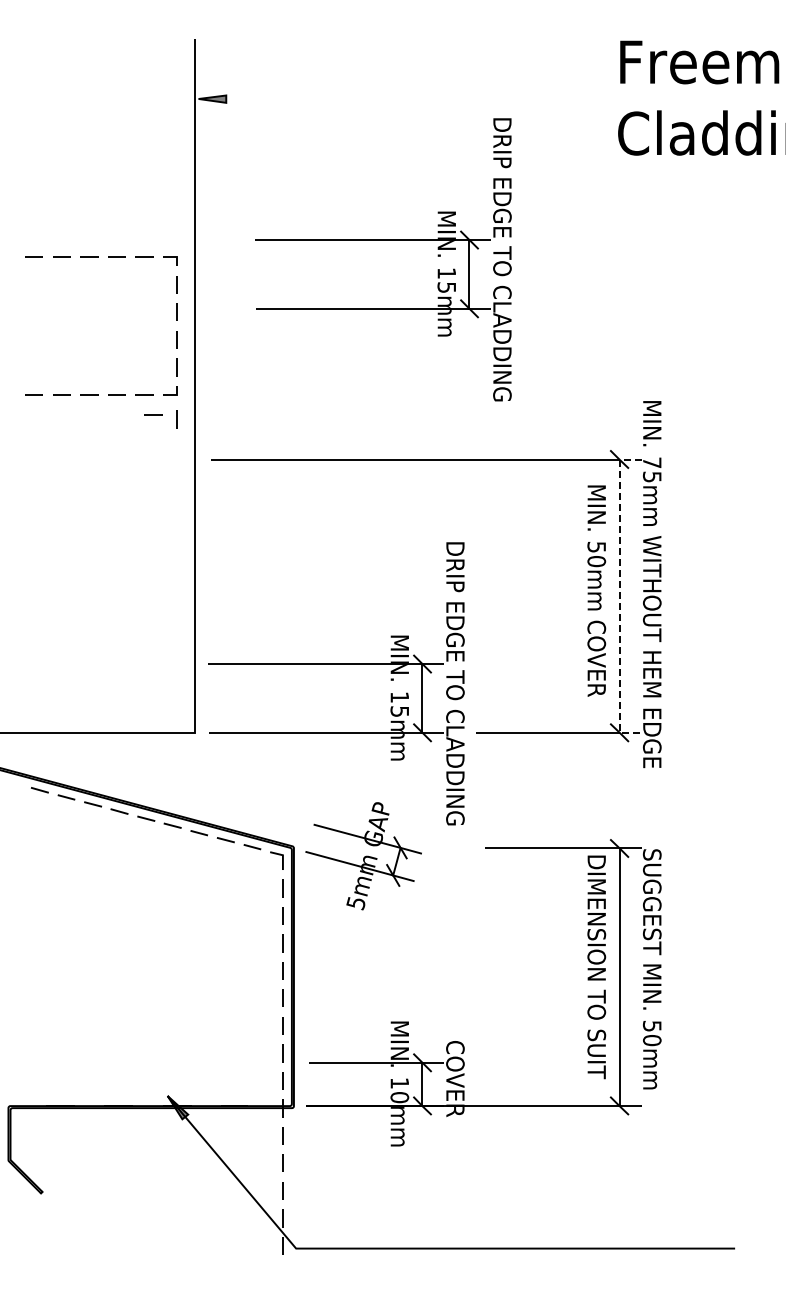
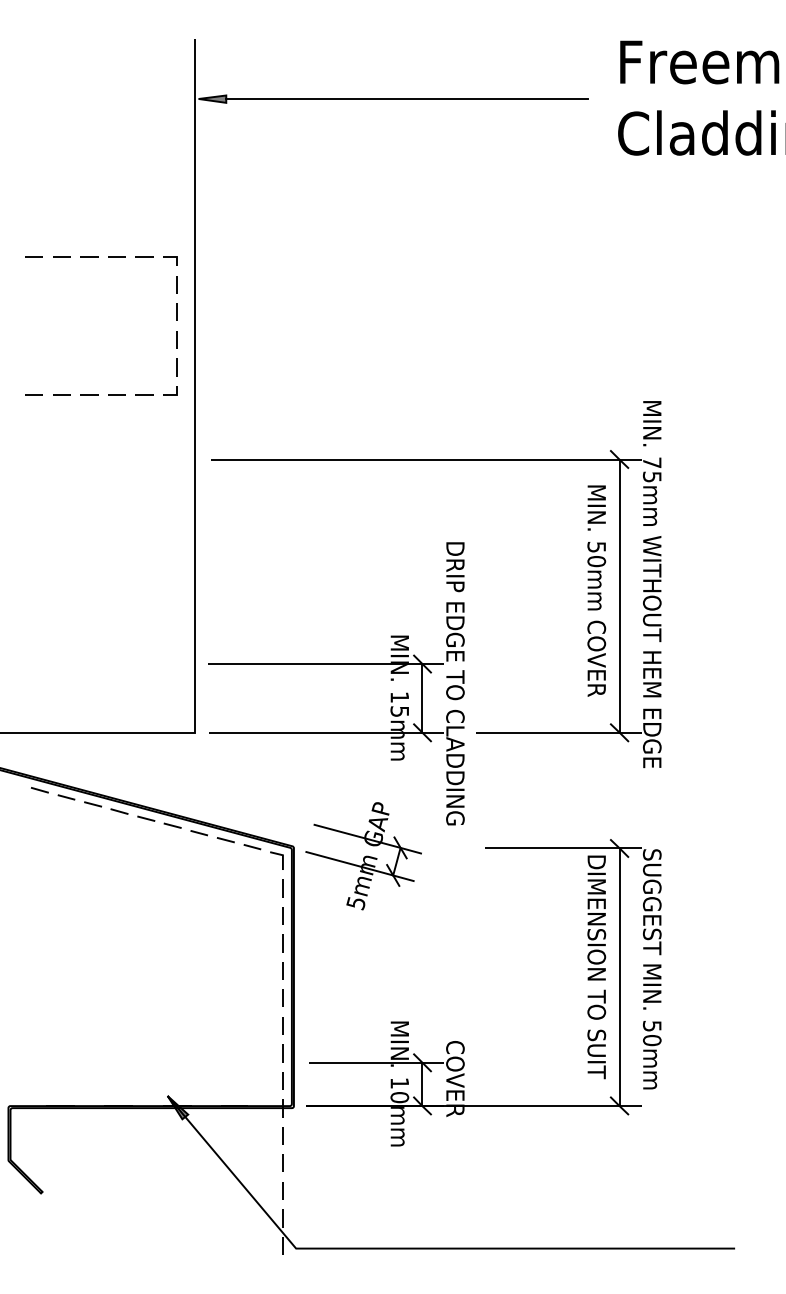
line: none -> present (407, 99)
part: present -> none (383, 240)
line: present -> none (153, 414)
line: present -> none (176, 419)
line: dashed -> solid (619, 596)
